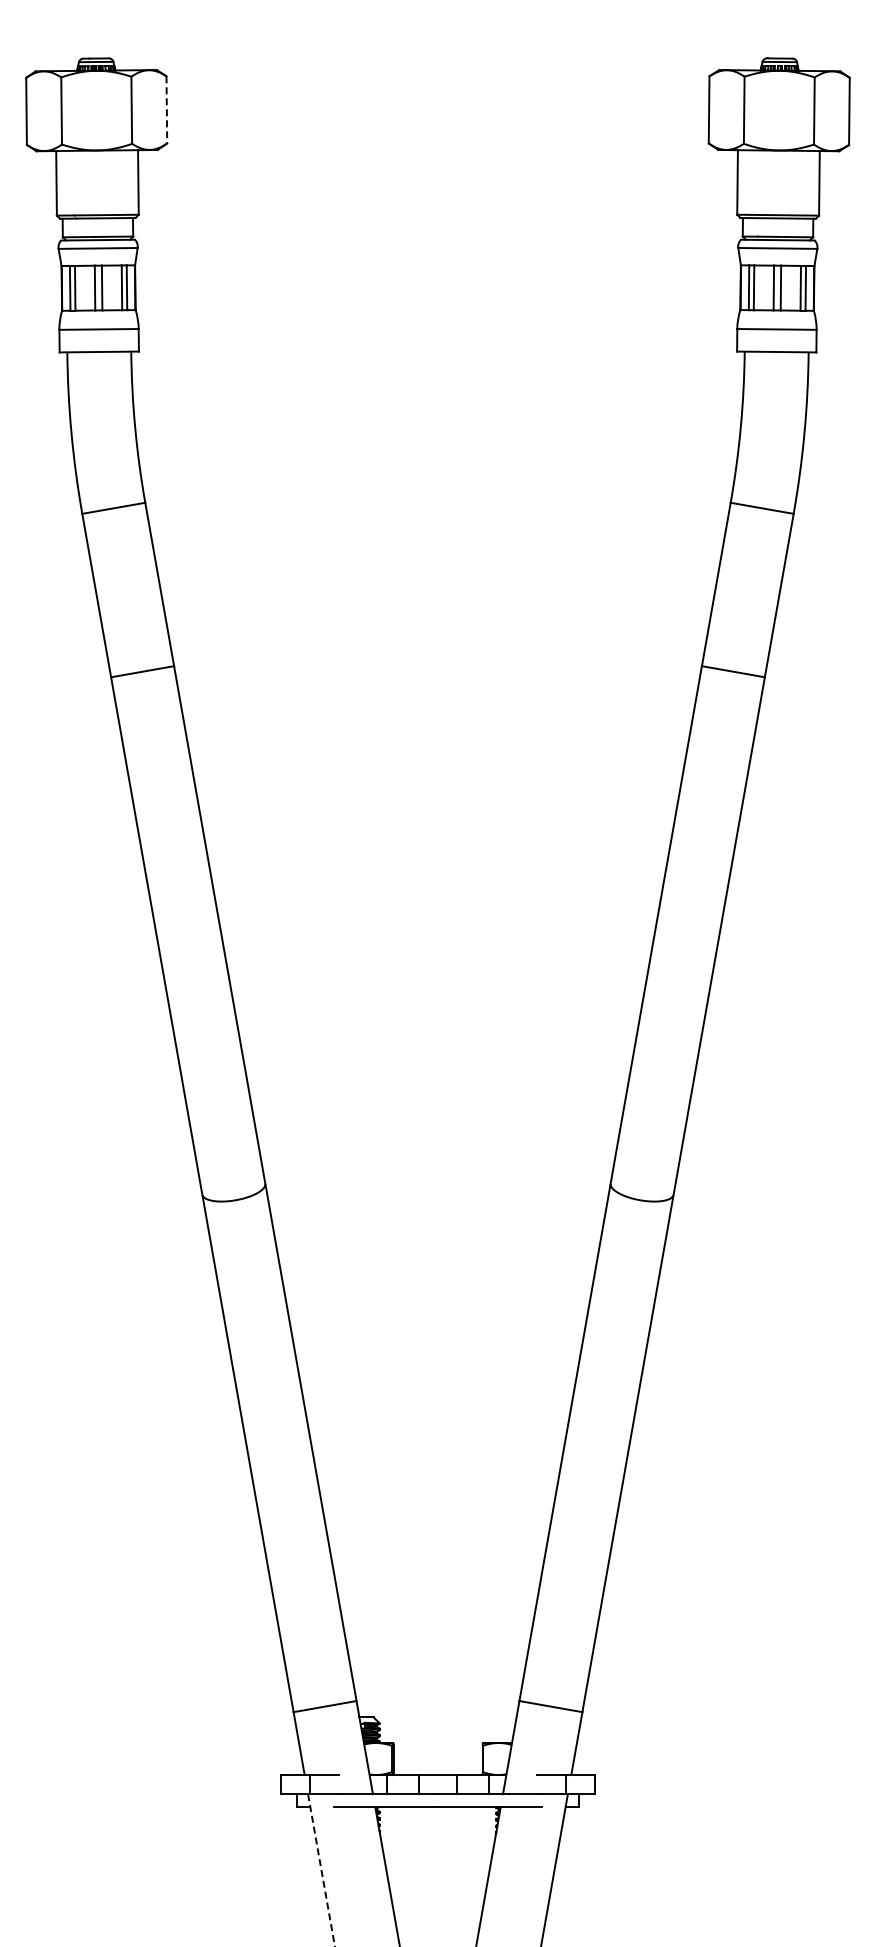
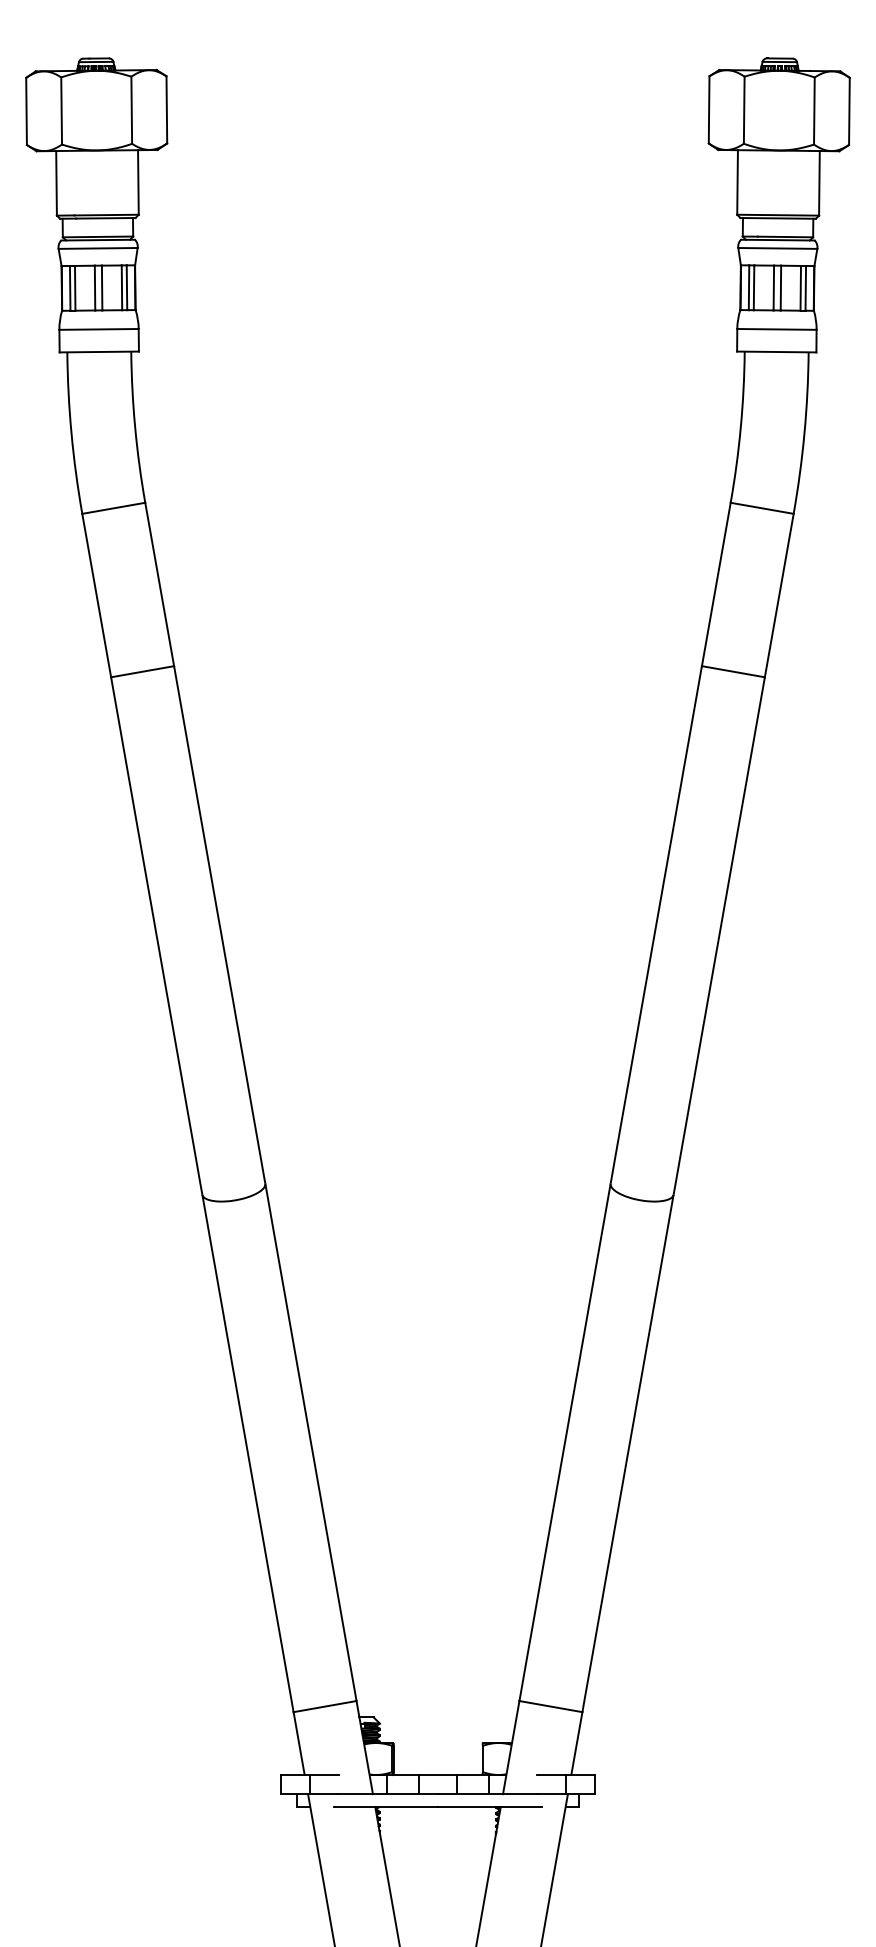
line: dashed -> solid (166, 109)
line: dashed -> solid (321, 1870)
